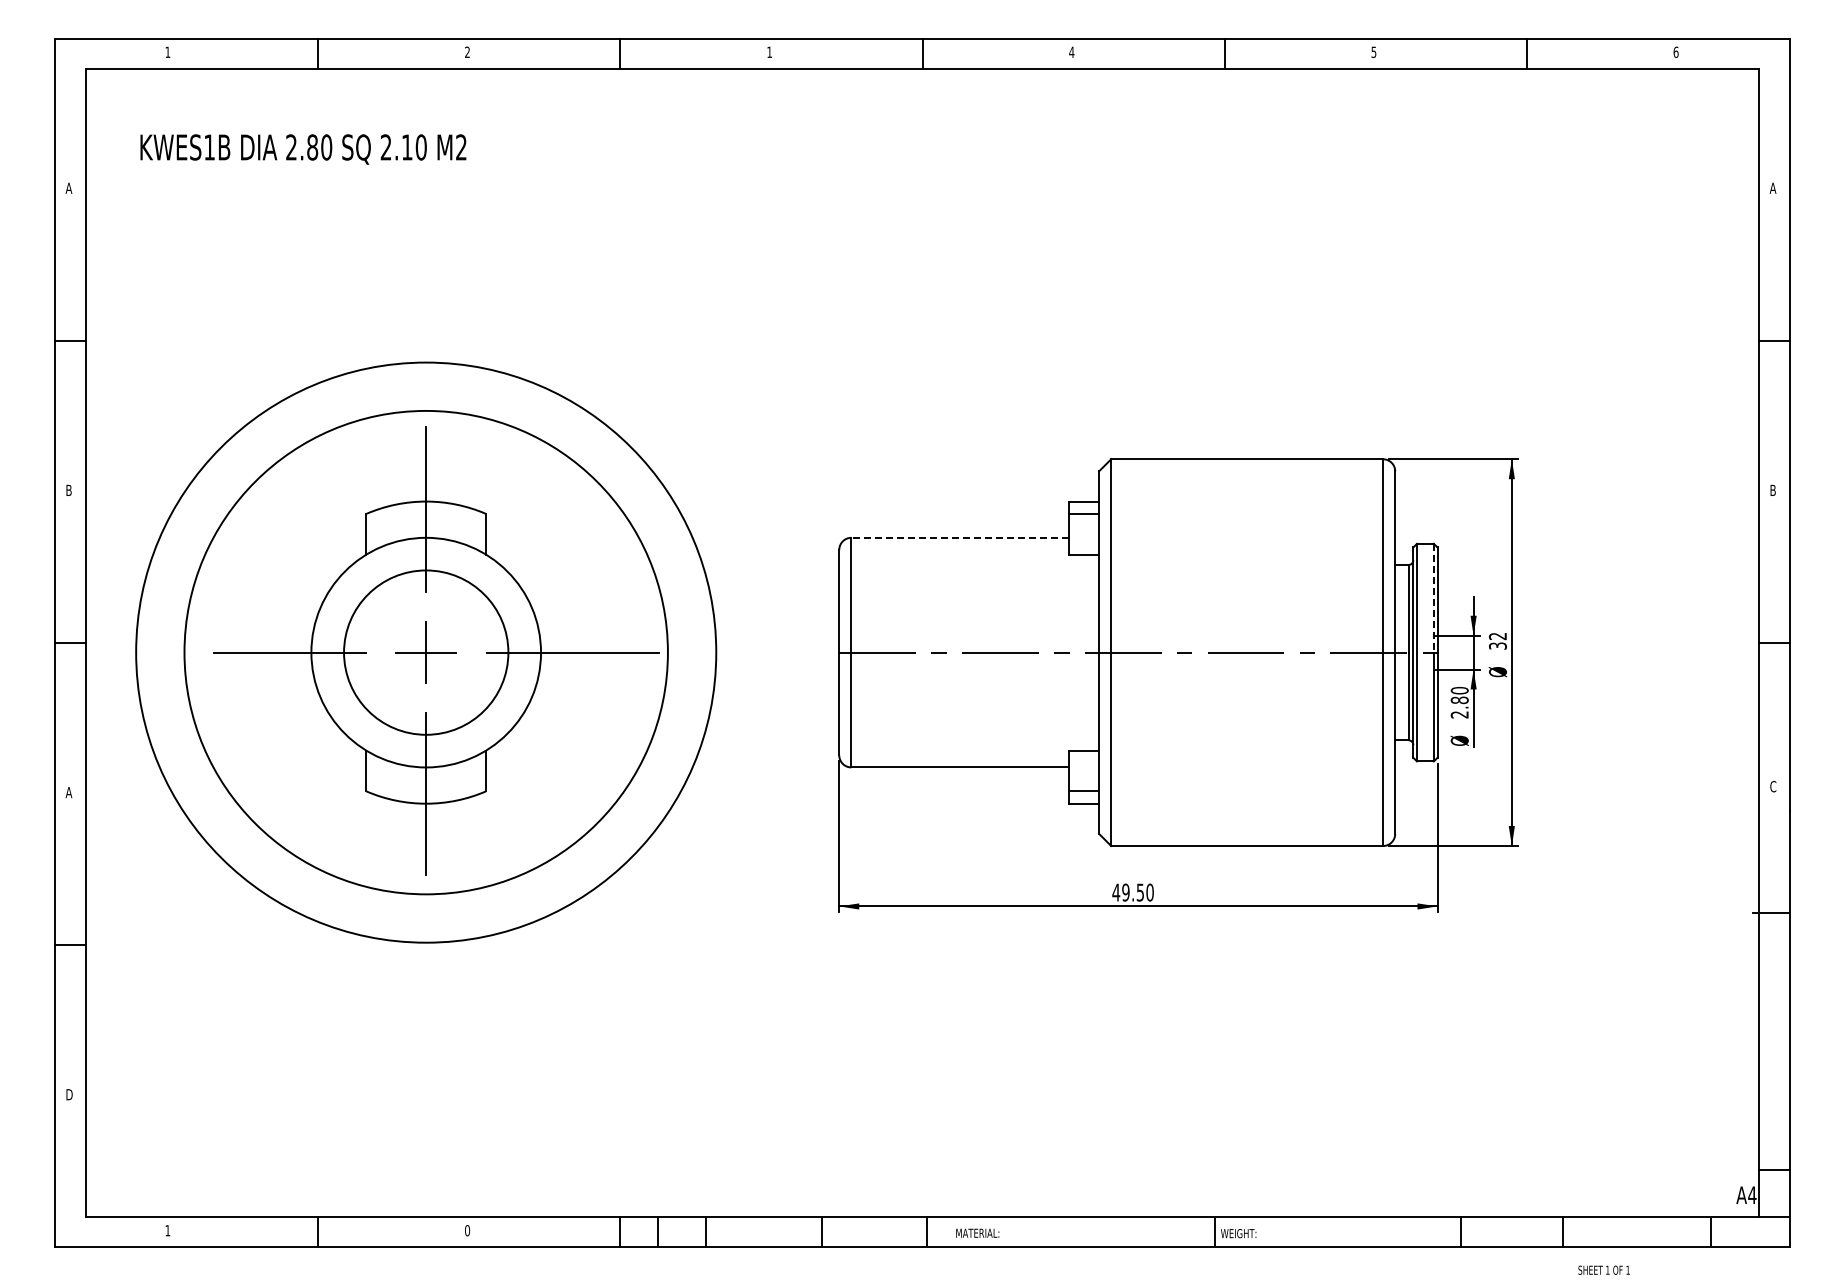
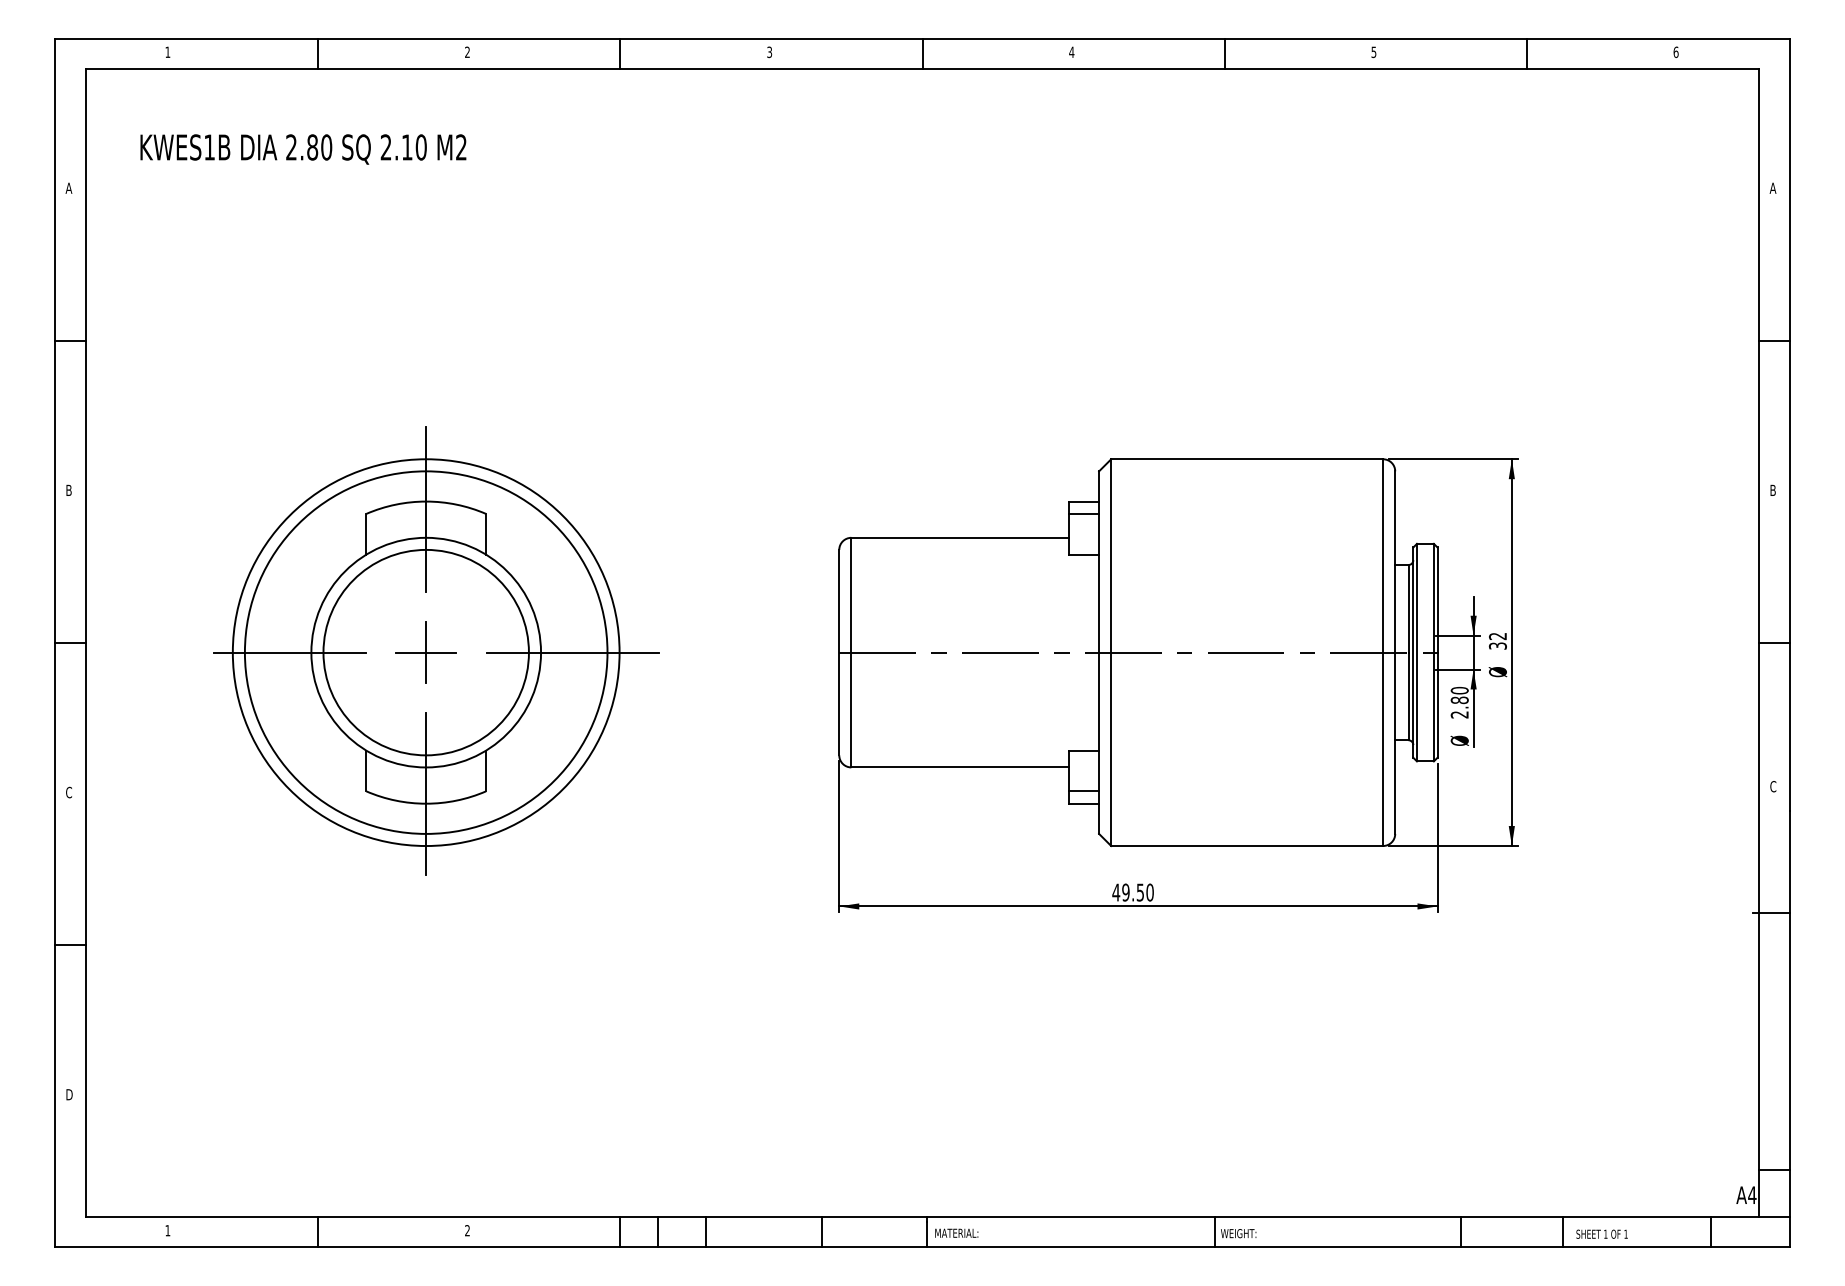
text: 1 -> 3 (769, 52)
line: dashed -> solid (960, 537)
line: dashed -> solid (1433, 598)
circle diameter: 483 px -> 387 px (425, 652)
circle diameter: 164 px -> 205 px (425, 652)
circle diameter: 580 px -> 363 px (425, 652)
text: A -> C (68, 792)
text: 0 -> 2 (467, 1230)
text position: (977, 1232) -> (956, 1232) (956, 1232)
text position: (1603, 1269) -> (1601, 1233) (1601, 1233)
